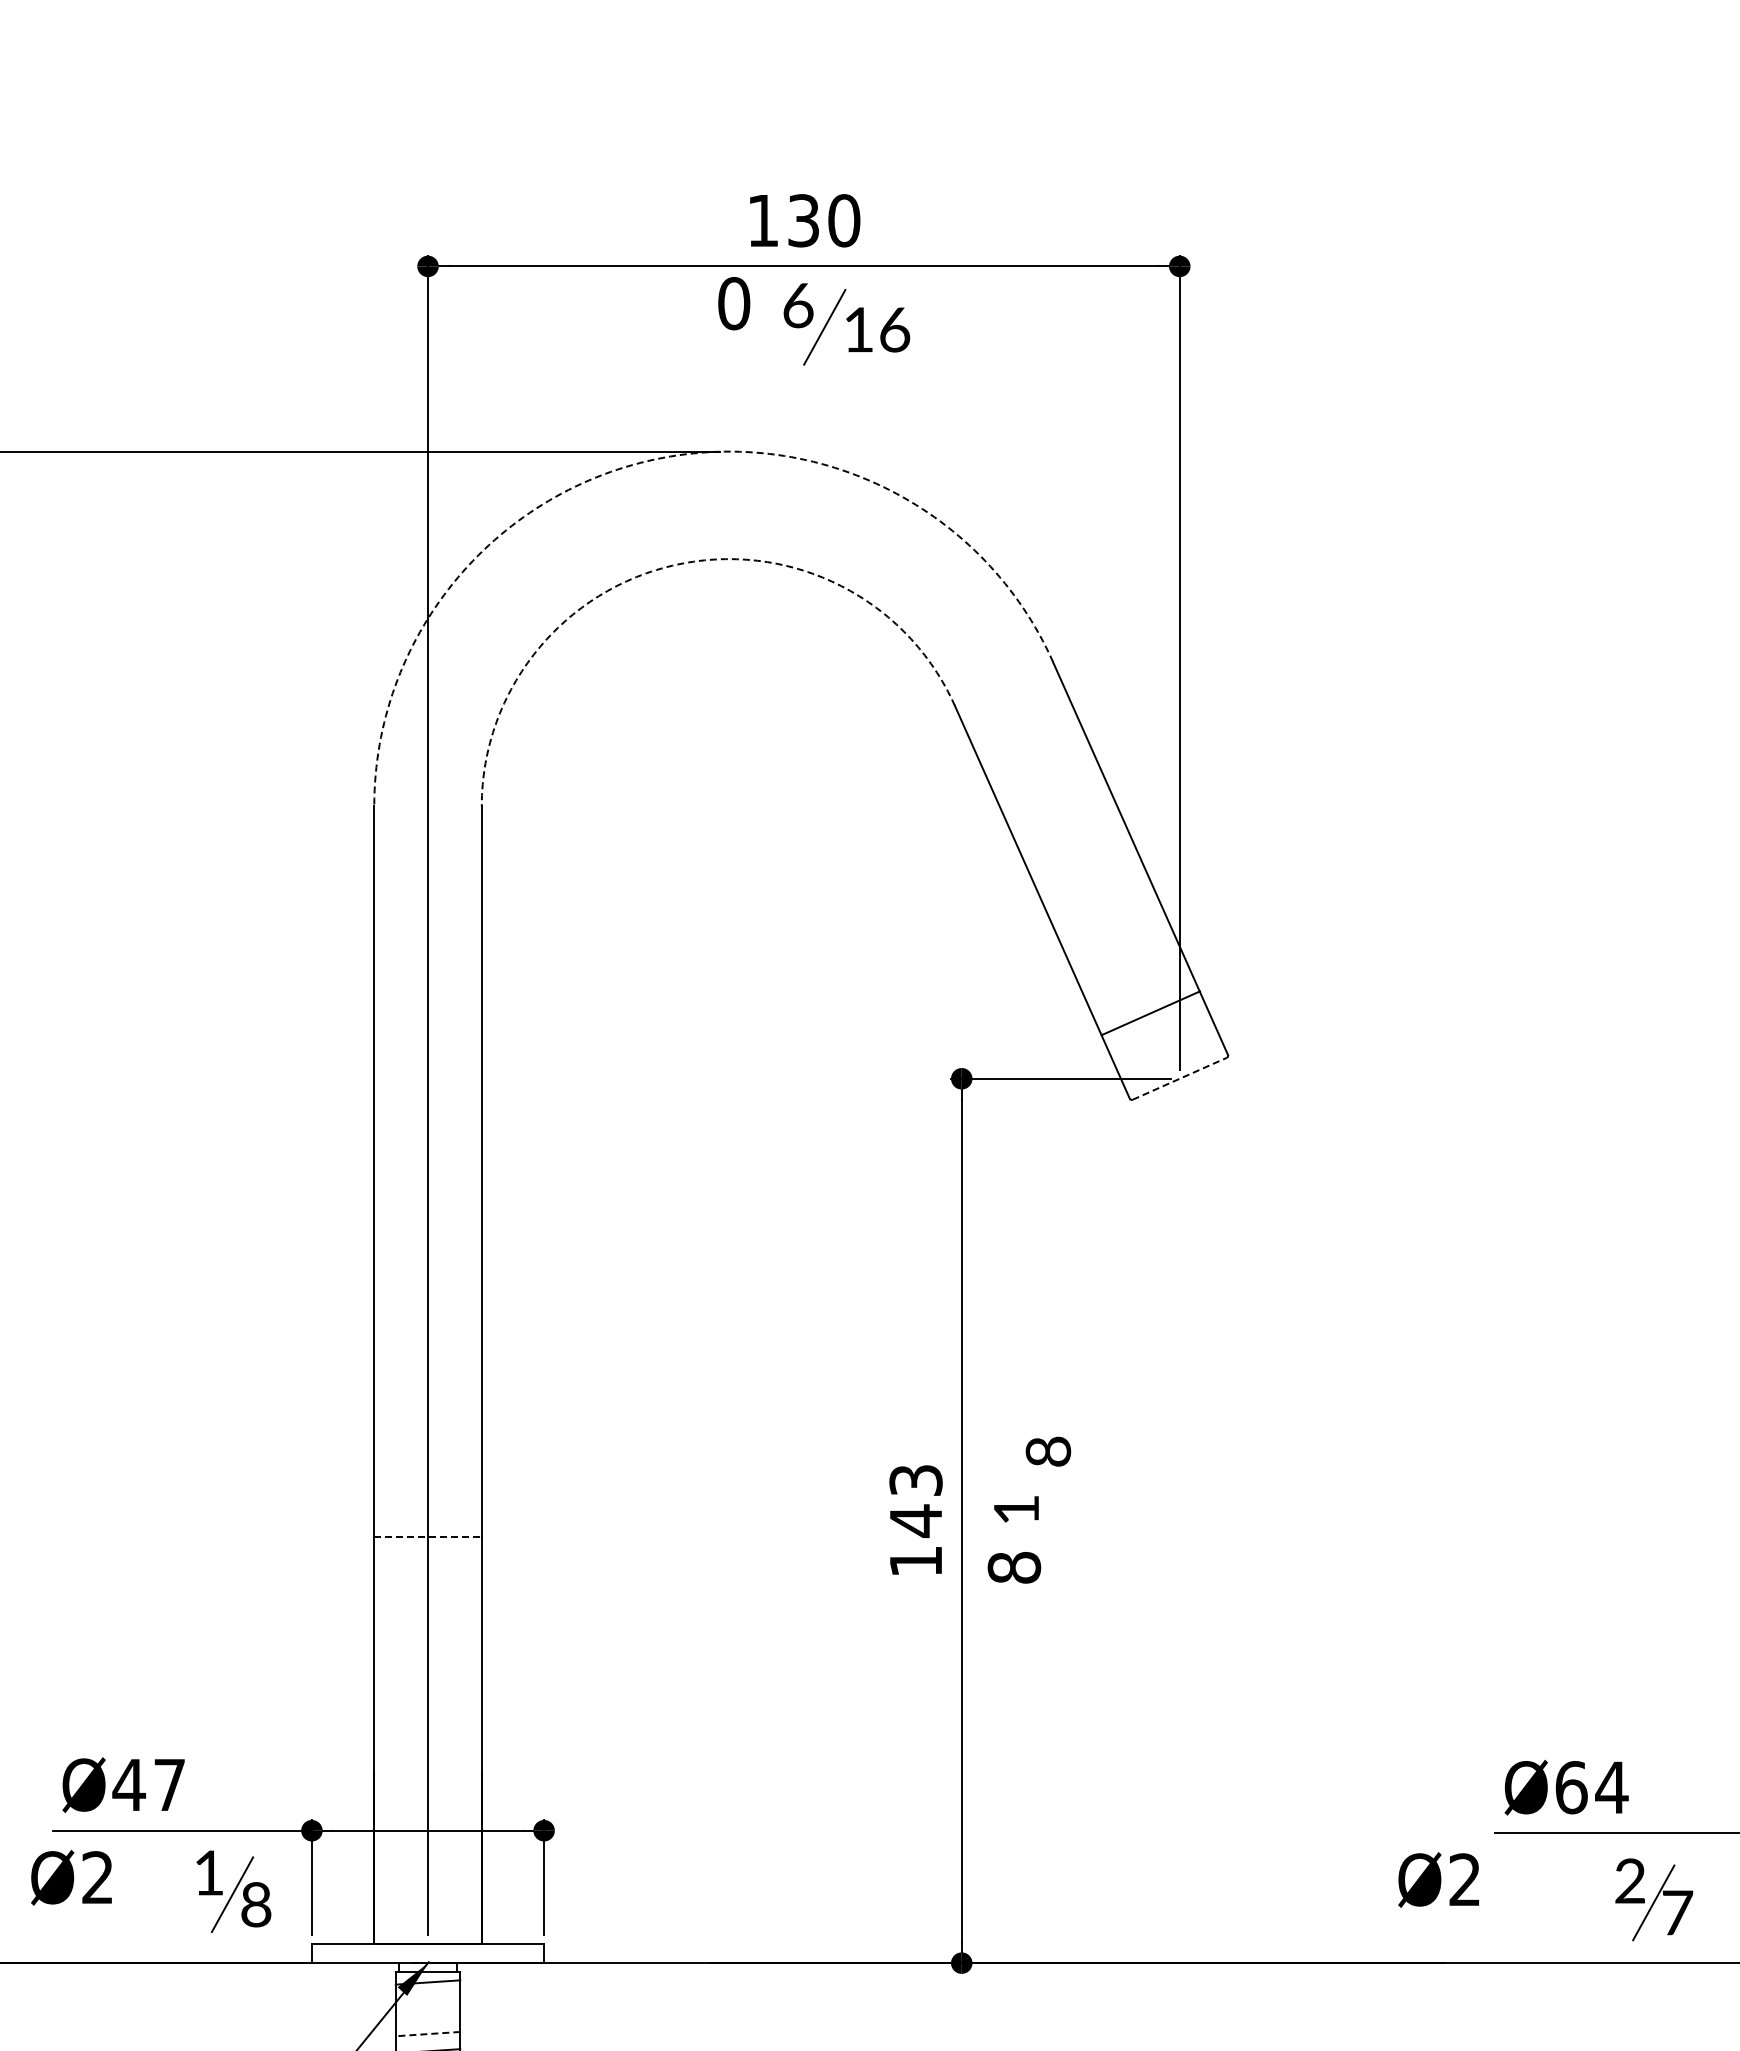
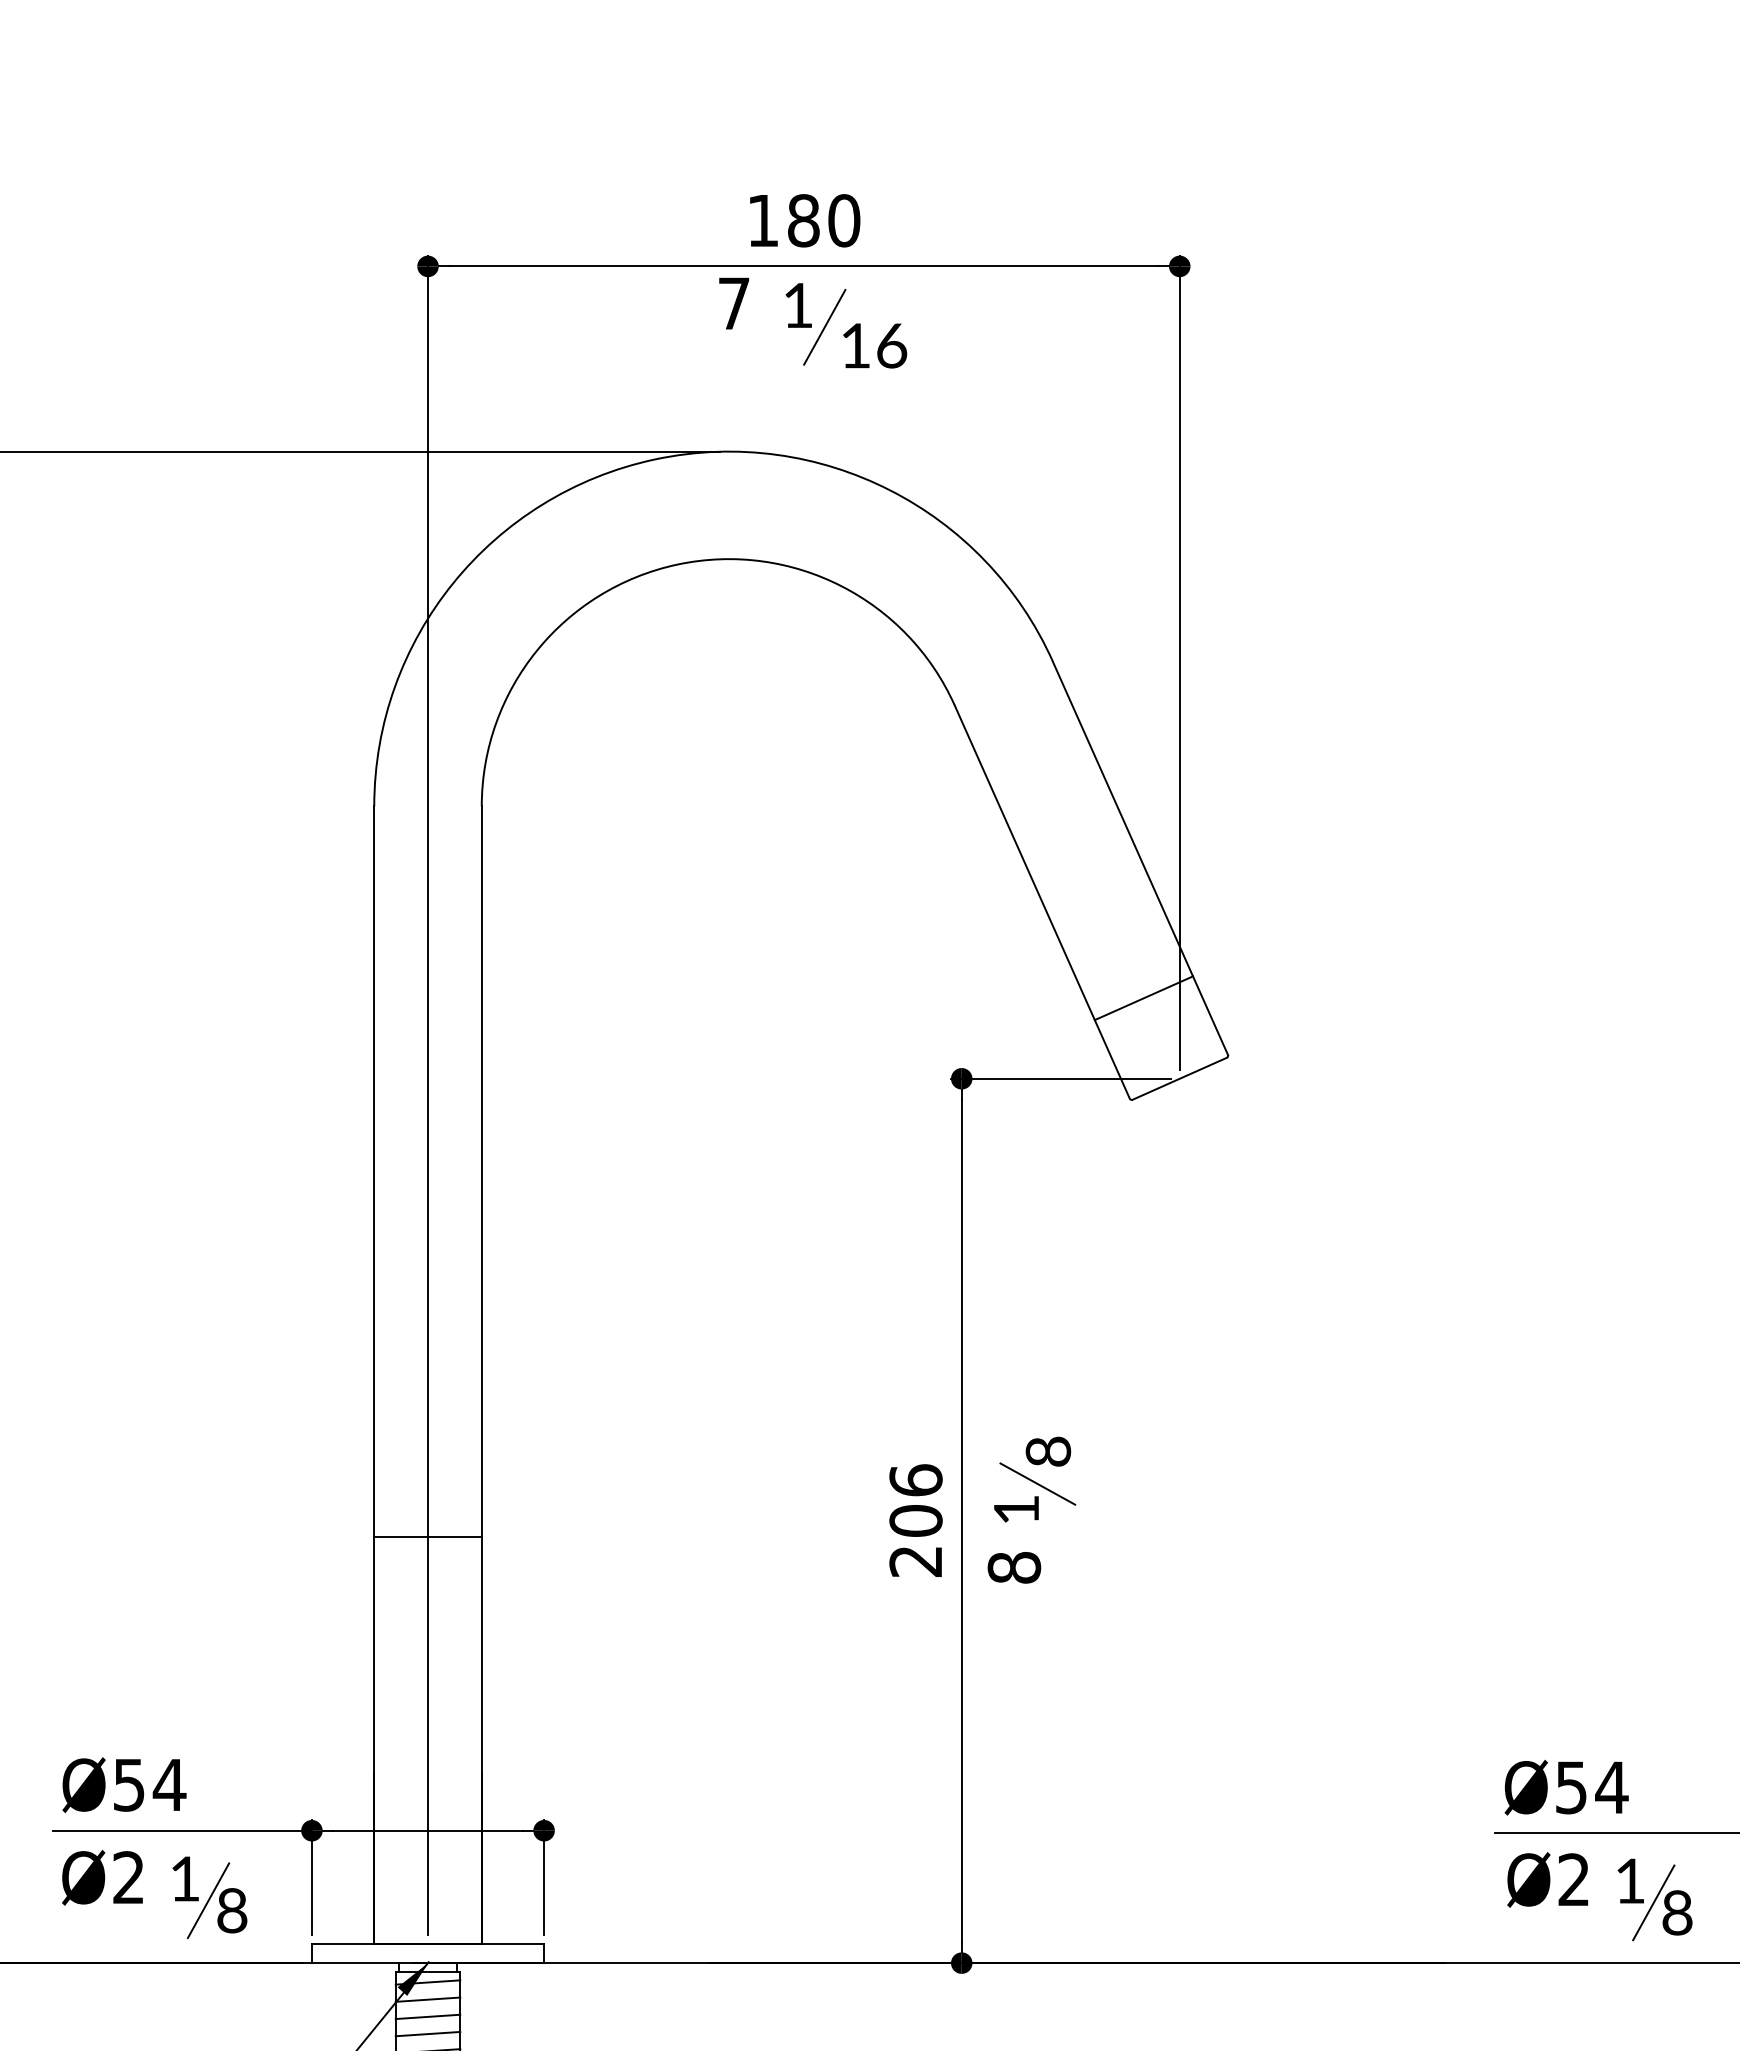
text: 130 -> 180 (803, 220)
text: 0 -> 7 (734, 303)
text: 6 -> 1 (798, 305)
text position: (878, 329) -> (875, 345) (875, 345)
arc: dashed -> solid (655, 459)
arc: dashed -> solid (677, 564)
line position: (1150, 1013) -> (1143, 998) (1143, 998)
line: dashed -> solid (1179, 1078)
line: none -> present (1037, 1483)
text: 143 -> 206 (915, 1520)
line: dashed -> solid (428, 1537)
text: Ø47 -> Ø54 (149, 1785)
text: Ø64 -> Ø54 (1571, 1787)
text position: (71, 1877) -> (102, 1877) (102, 1877)
text position: (1438, 1879) -> (1547, 1879) (1547, 1879)
text: 2 -> 1 (1629, 1880)
part position: (233, 1891) -> (209, 1897) (209, 1897)
text: 7 -> 8 (1677, 1912)
line: none -> present (427, 1999)
line: none -> present (427, 2016)
line: dashed -> solid (427, 2034)
